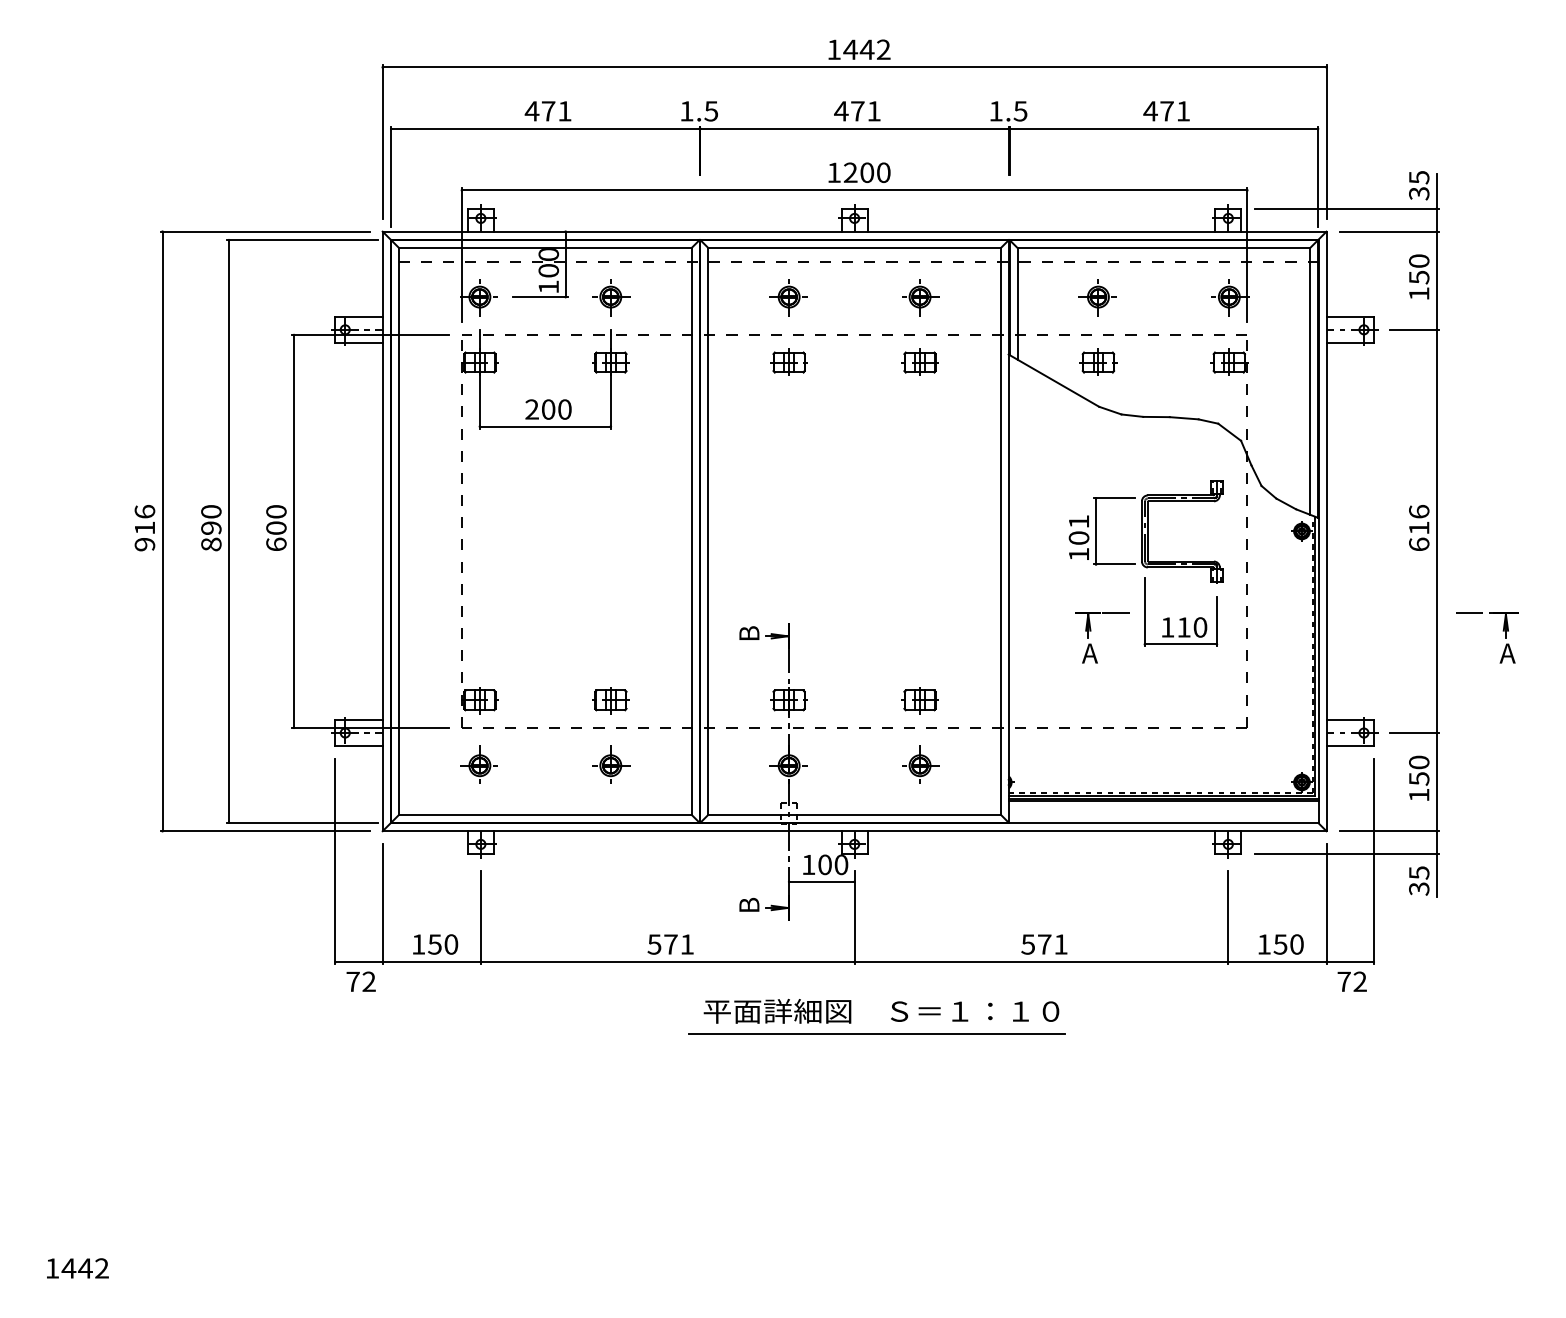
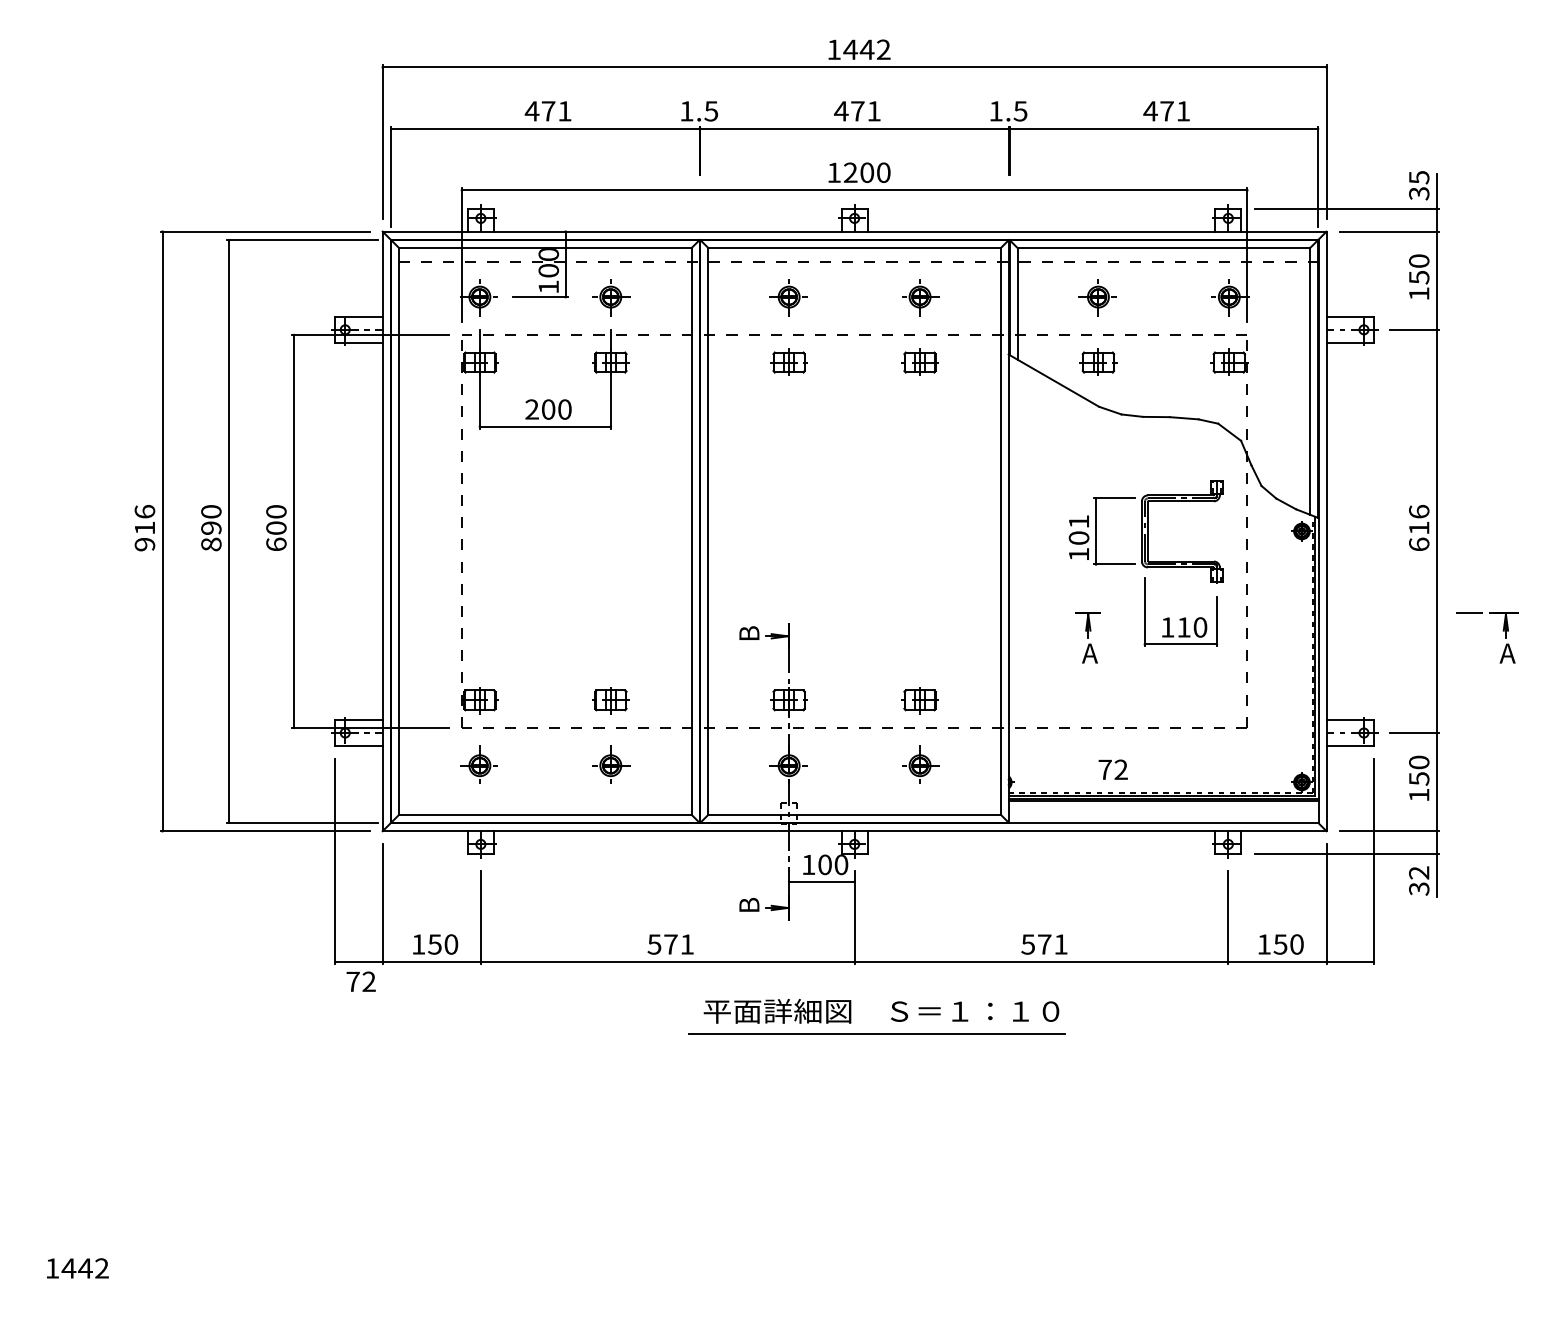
line: present -> none (1115, 613)
text: 35 -> 32 (1419, 872)
text position: (1351, 981) -> (1112, 769) (1112, 769)
